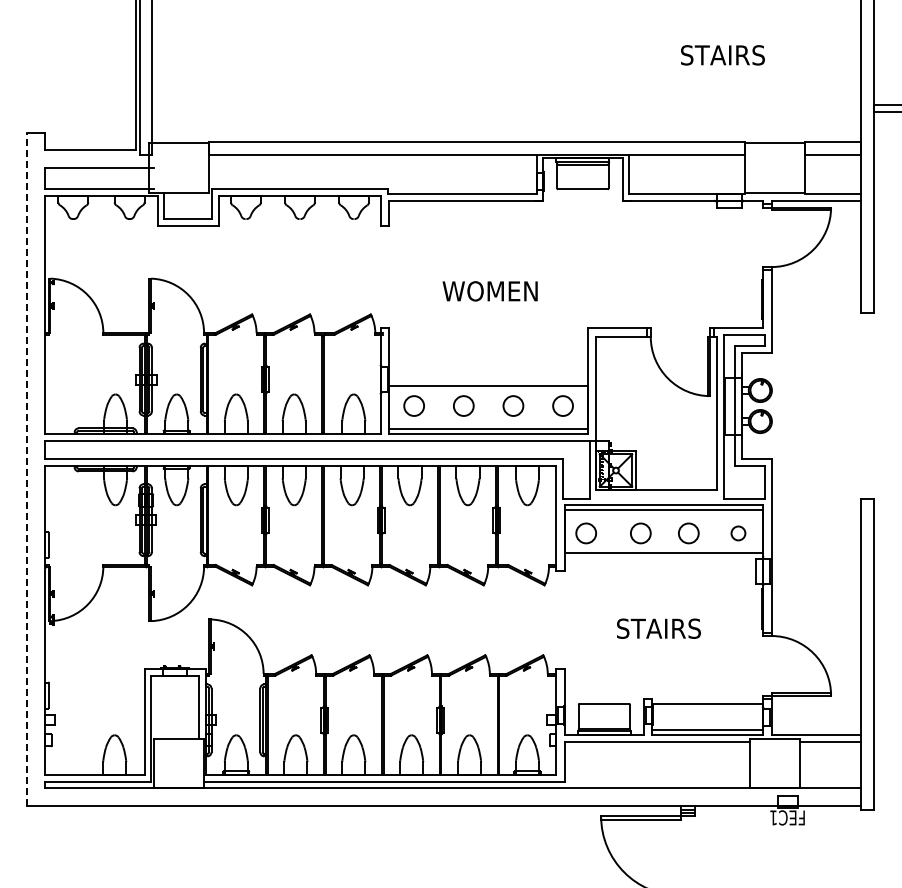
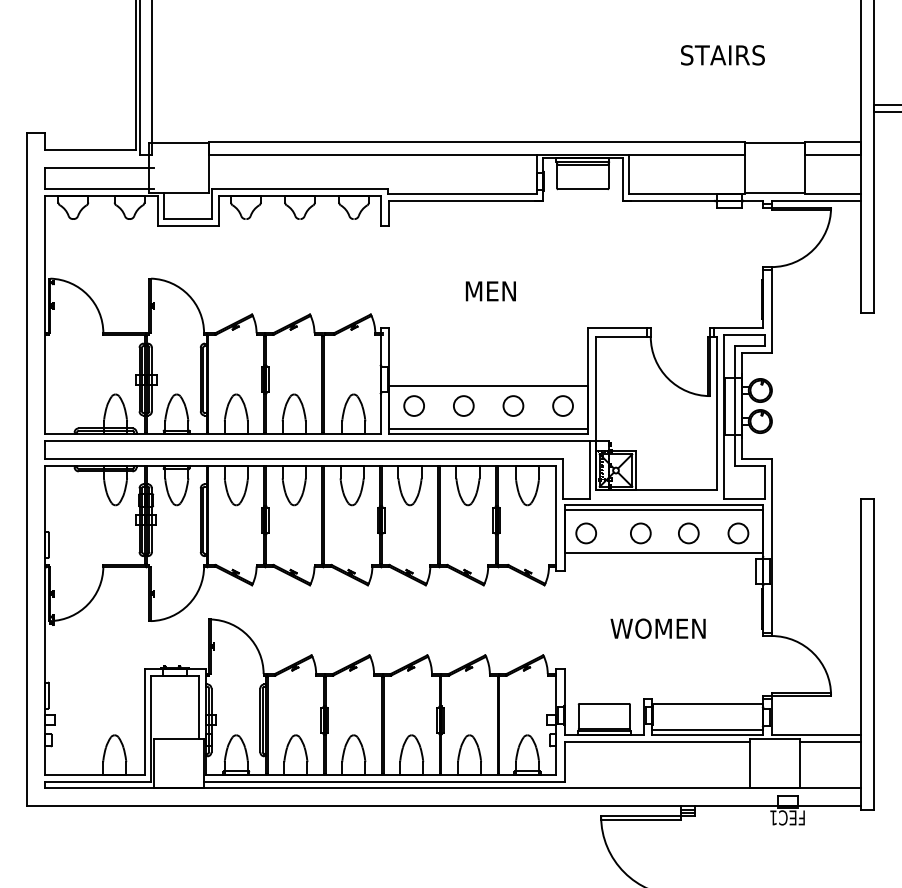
text: WOMEN -> MEN (489, 291)
line: dashed -> solid (27, 469)
circle size: 17x17 px -> 23x23 px (738, 533)
text: STAIRS -> WOMEN (657, 628)
